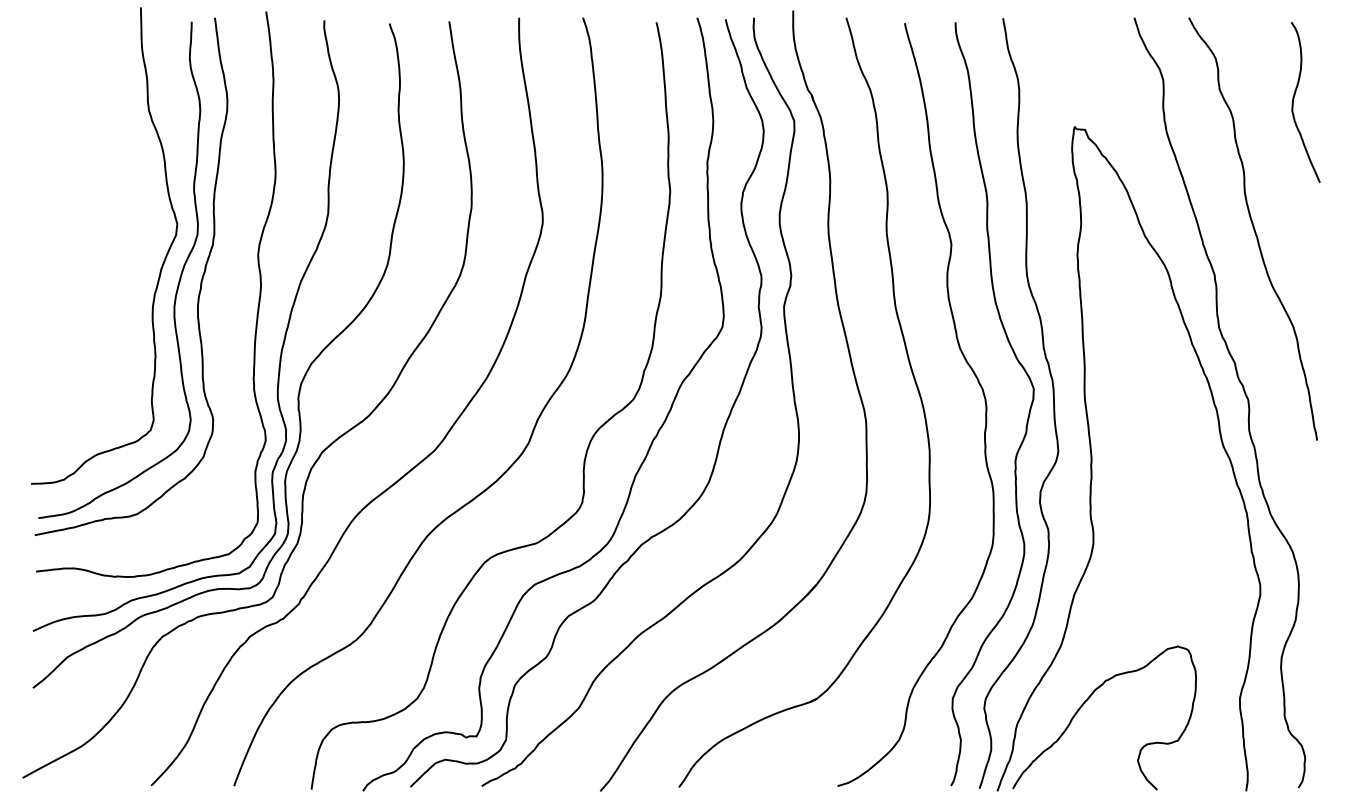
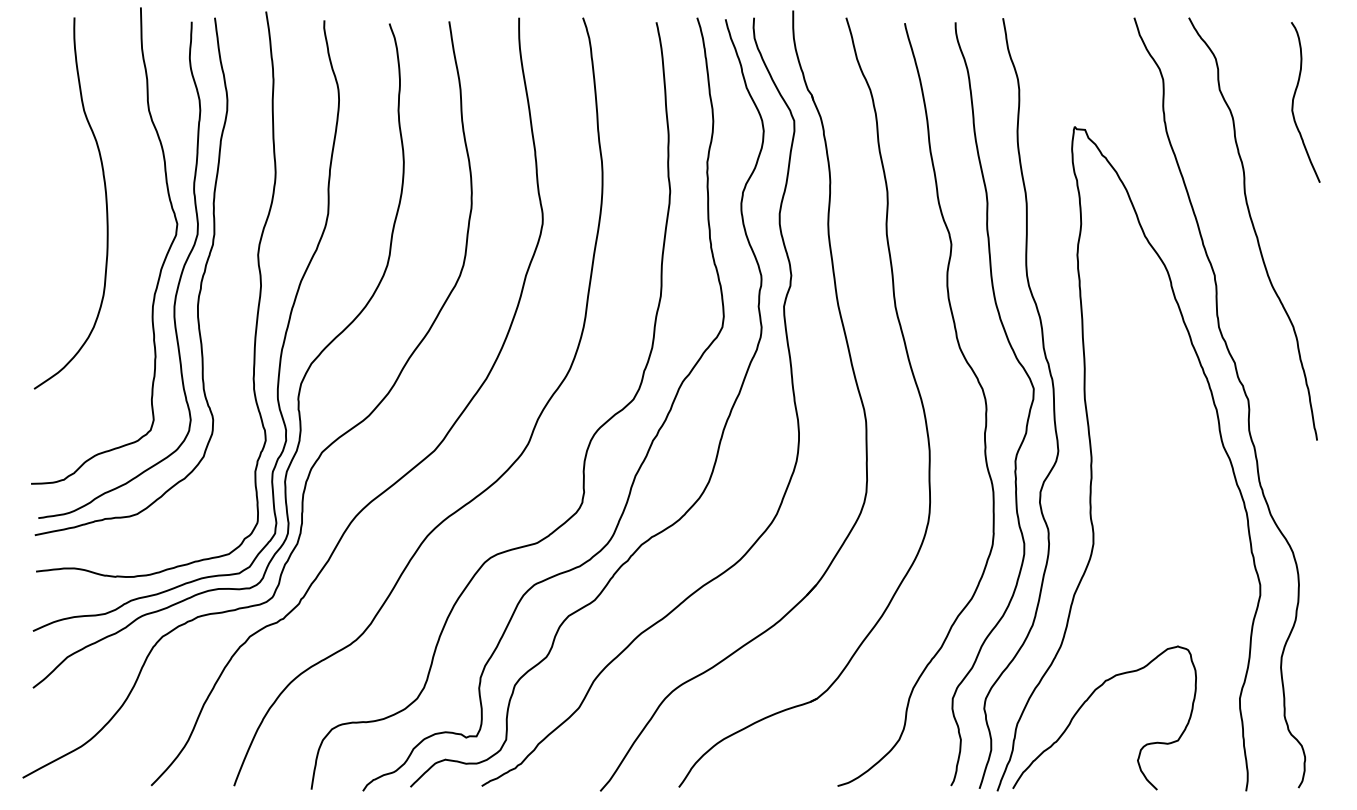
curve: none -> present (105, 203)
